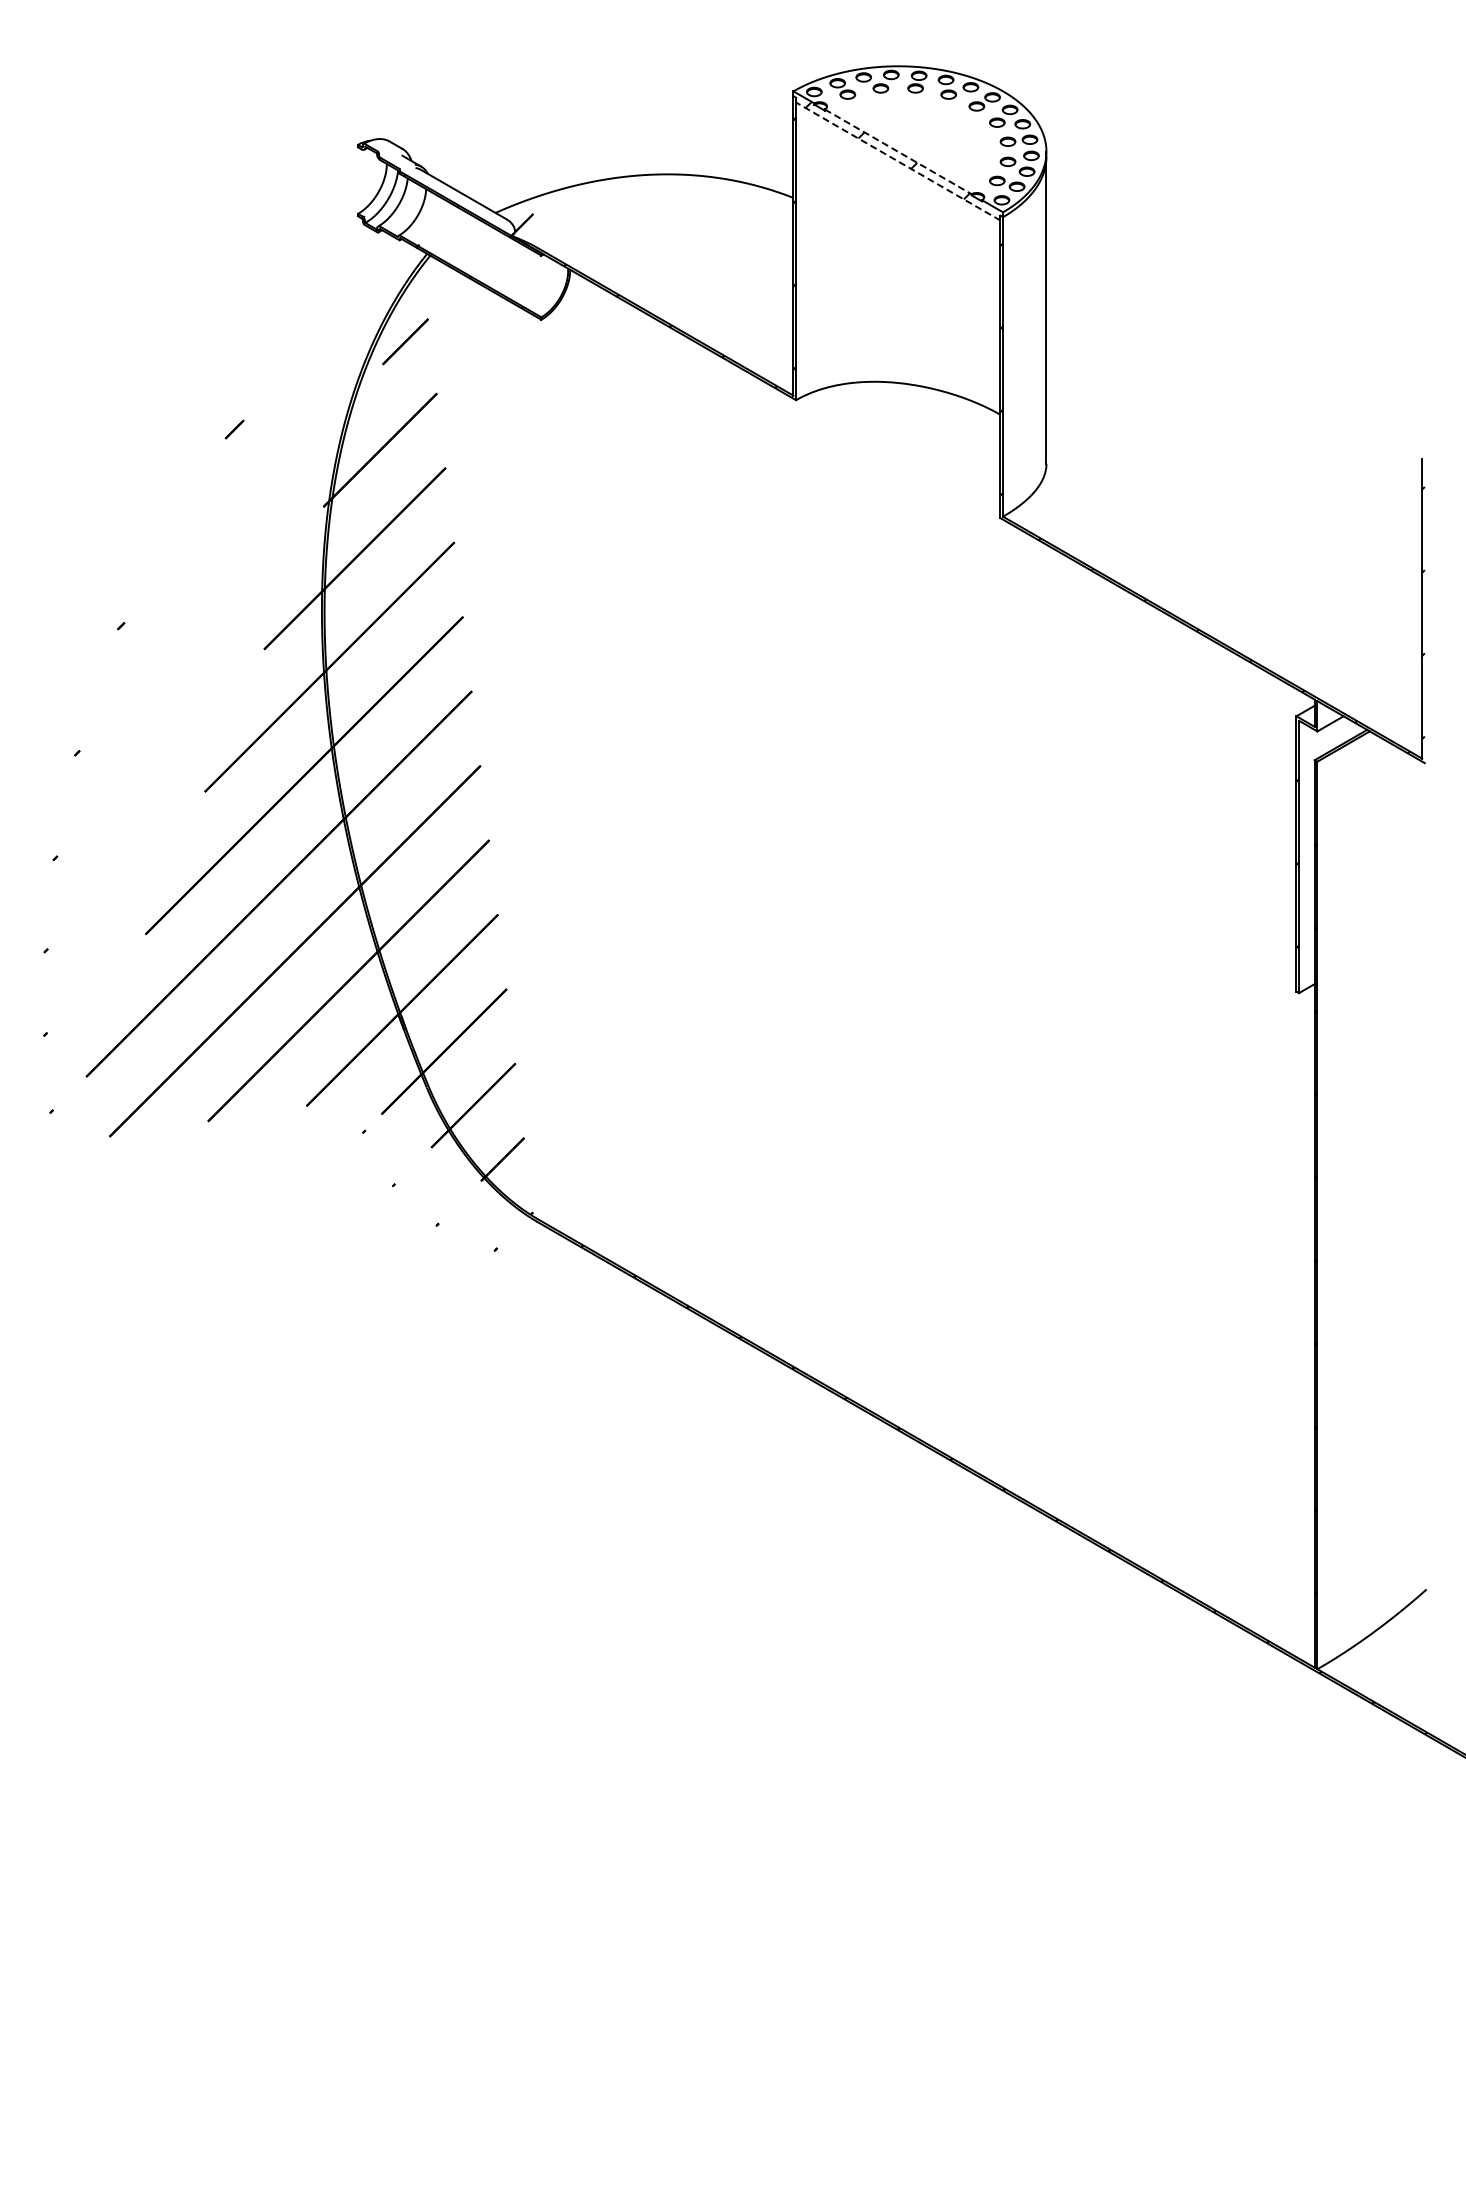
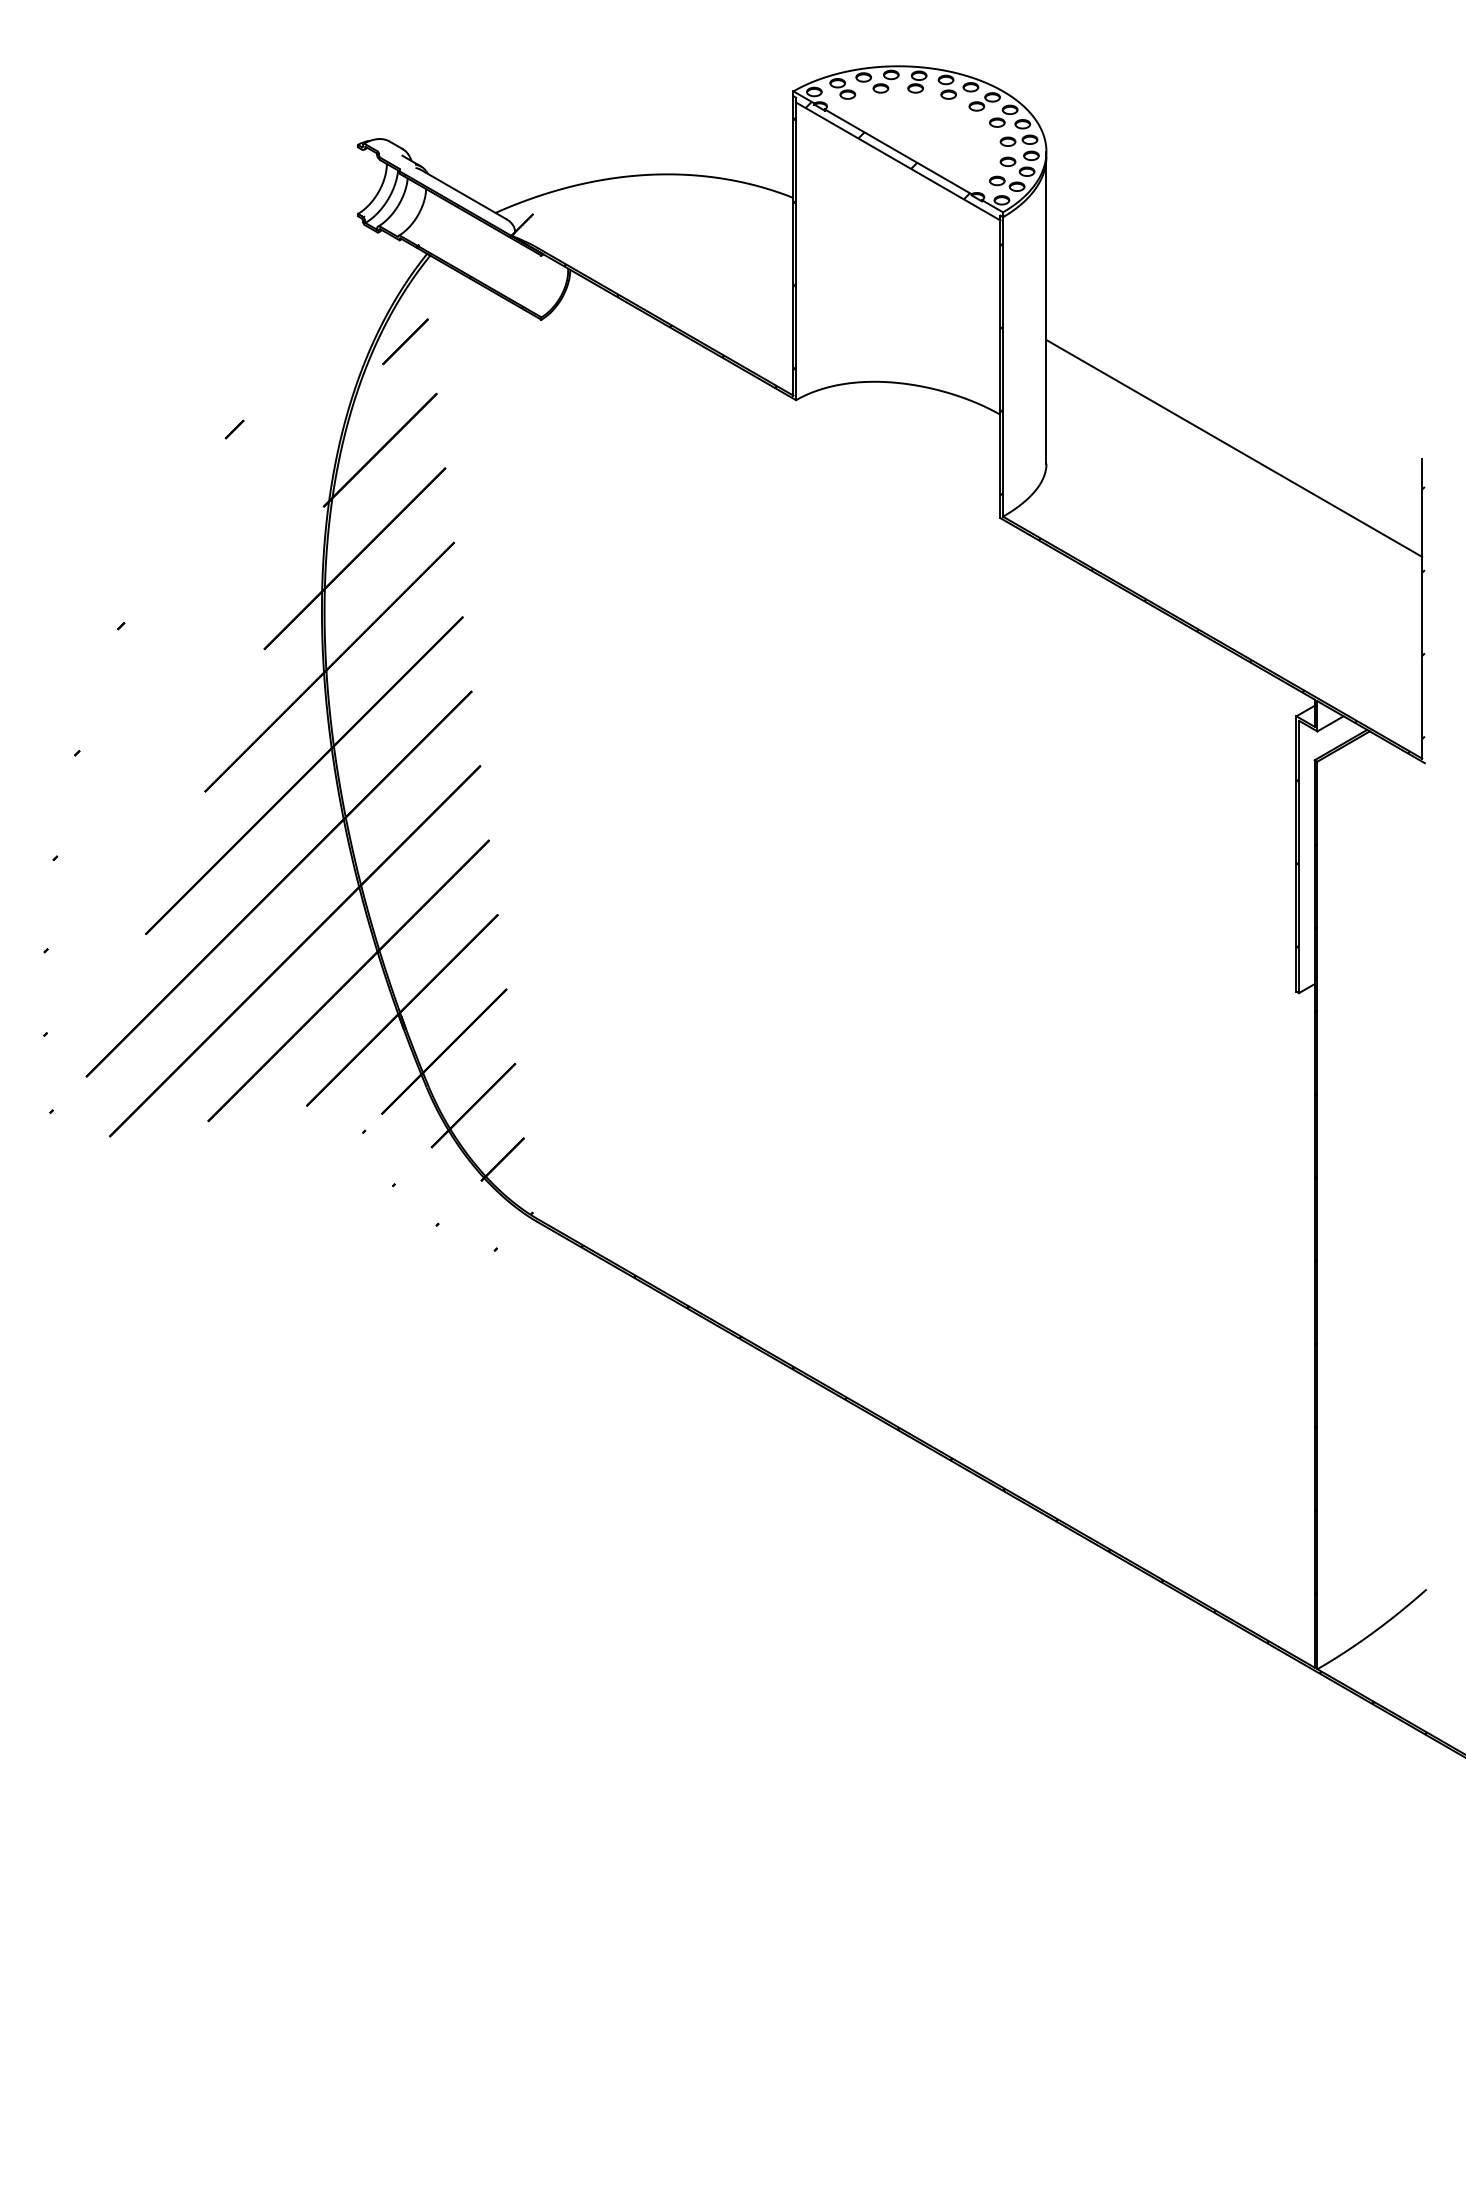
line: dashed -> solid (898, 151)
line: dashed -> solid (898, 161)
line: none -> present (1234, 448)
